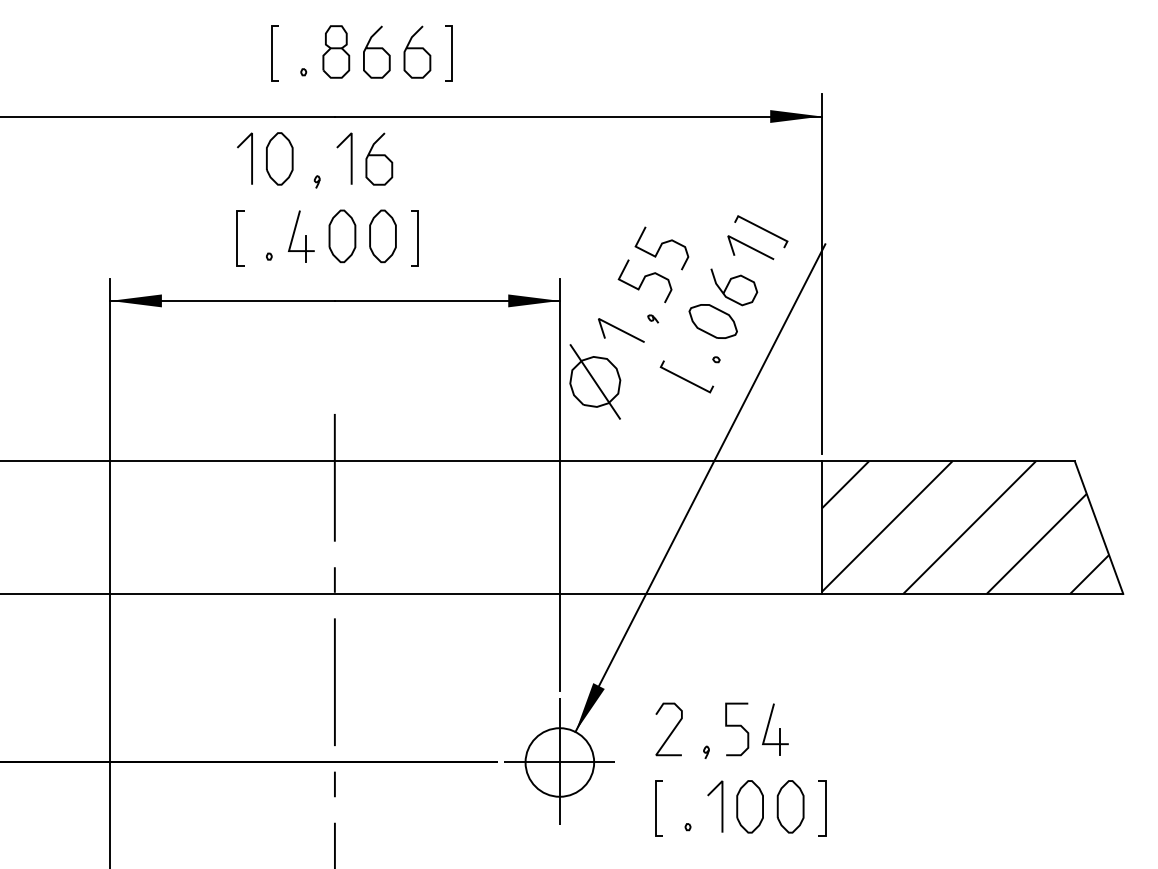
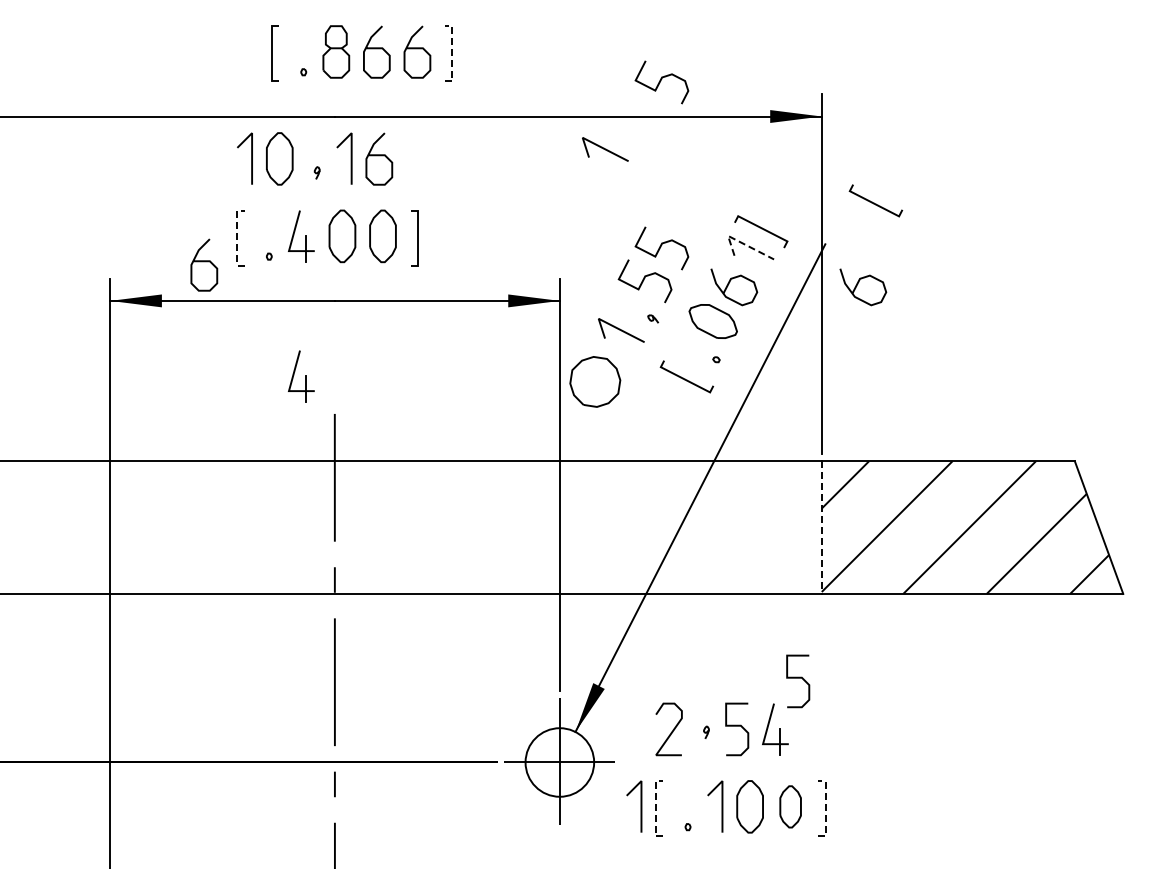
line: solid -> dashed (452, 53)
curve: none -> present (661, 81)
line: none -> present (605, 149)
part position: (316, 181) -> (316, 172) (316, 172)
line: none -> present (874, 202)
line: solid -> dashed (237, 238)
line: solid -> dashed (741, 242)
curve: none -> present (204, 262)
curve: none -> present (858, 284)
part: none -> present (301, 376)
line: present -> none (594, 381)
line: solid -> dashed (821, 528)
curve: none -> present (798, 678)
part position: (706, 751) -> (706, 731) (706, 731)
line: none -> present (640, 806)
part size: 29x54 px -> 23x44 px (790, 806)
line: solid -> dashed (656, 808)
line: solid -> dashed (825, 808)
